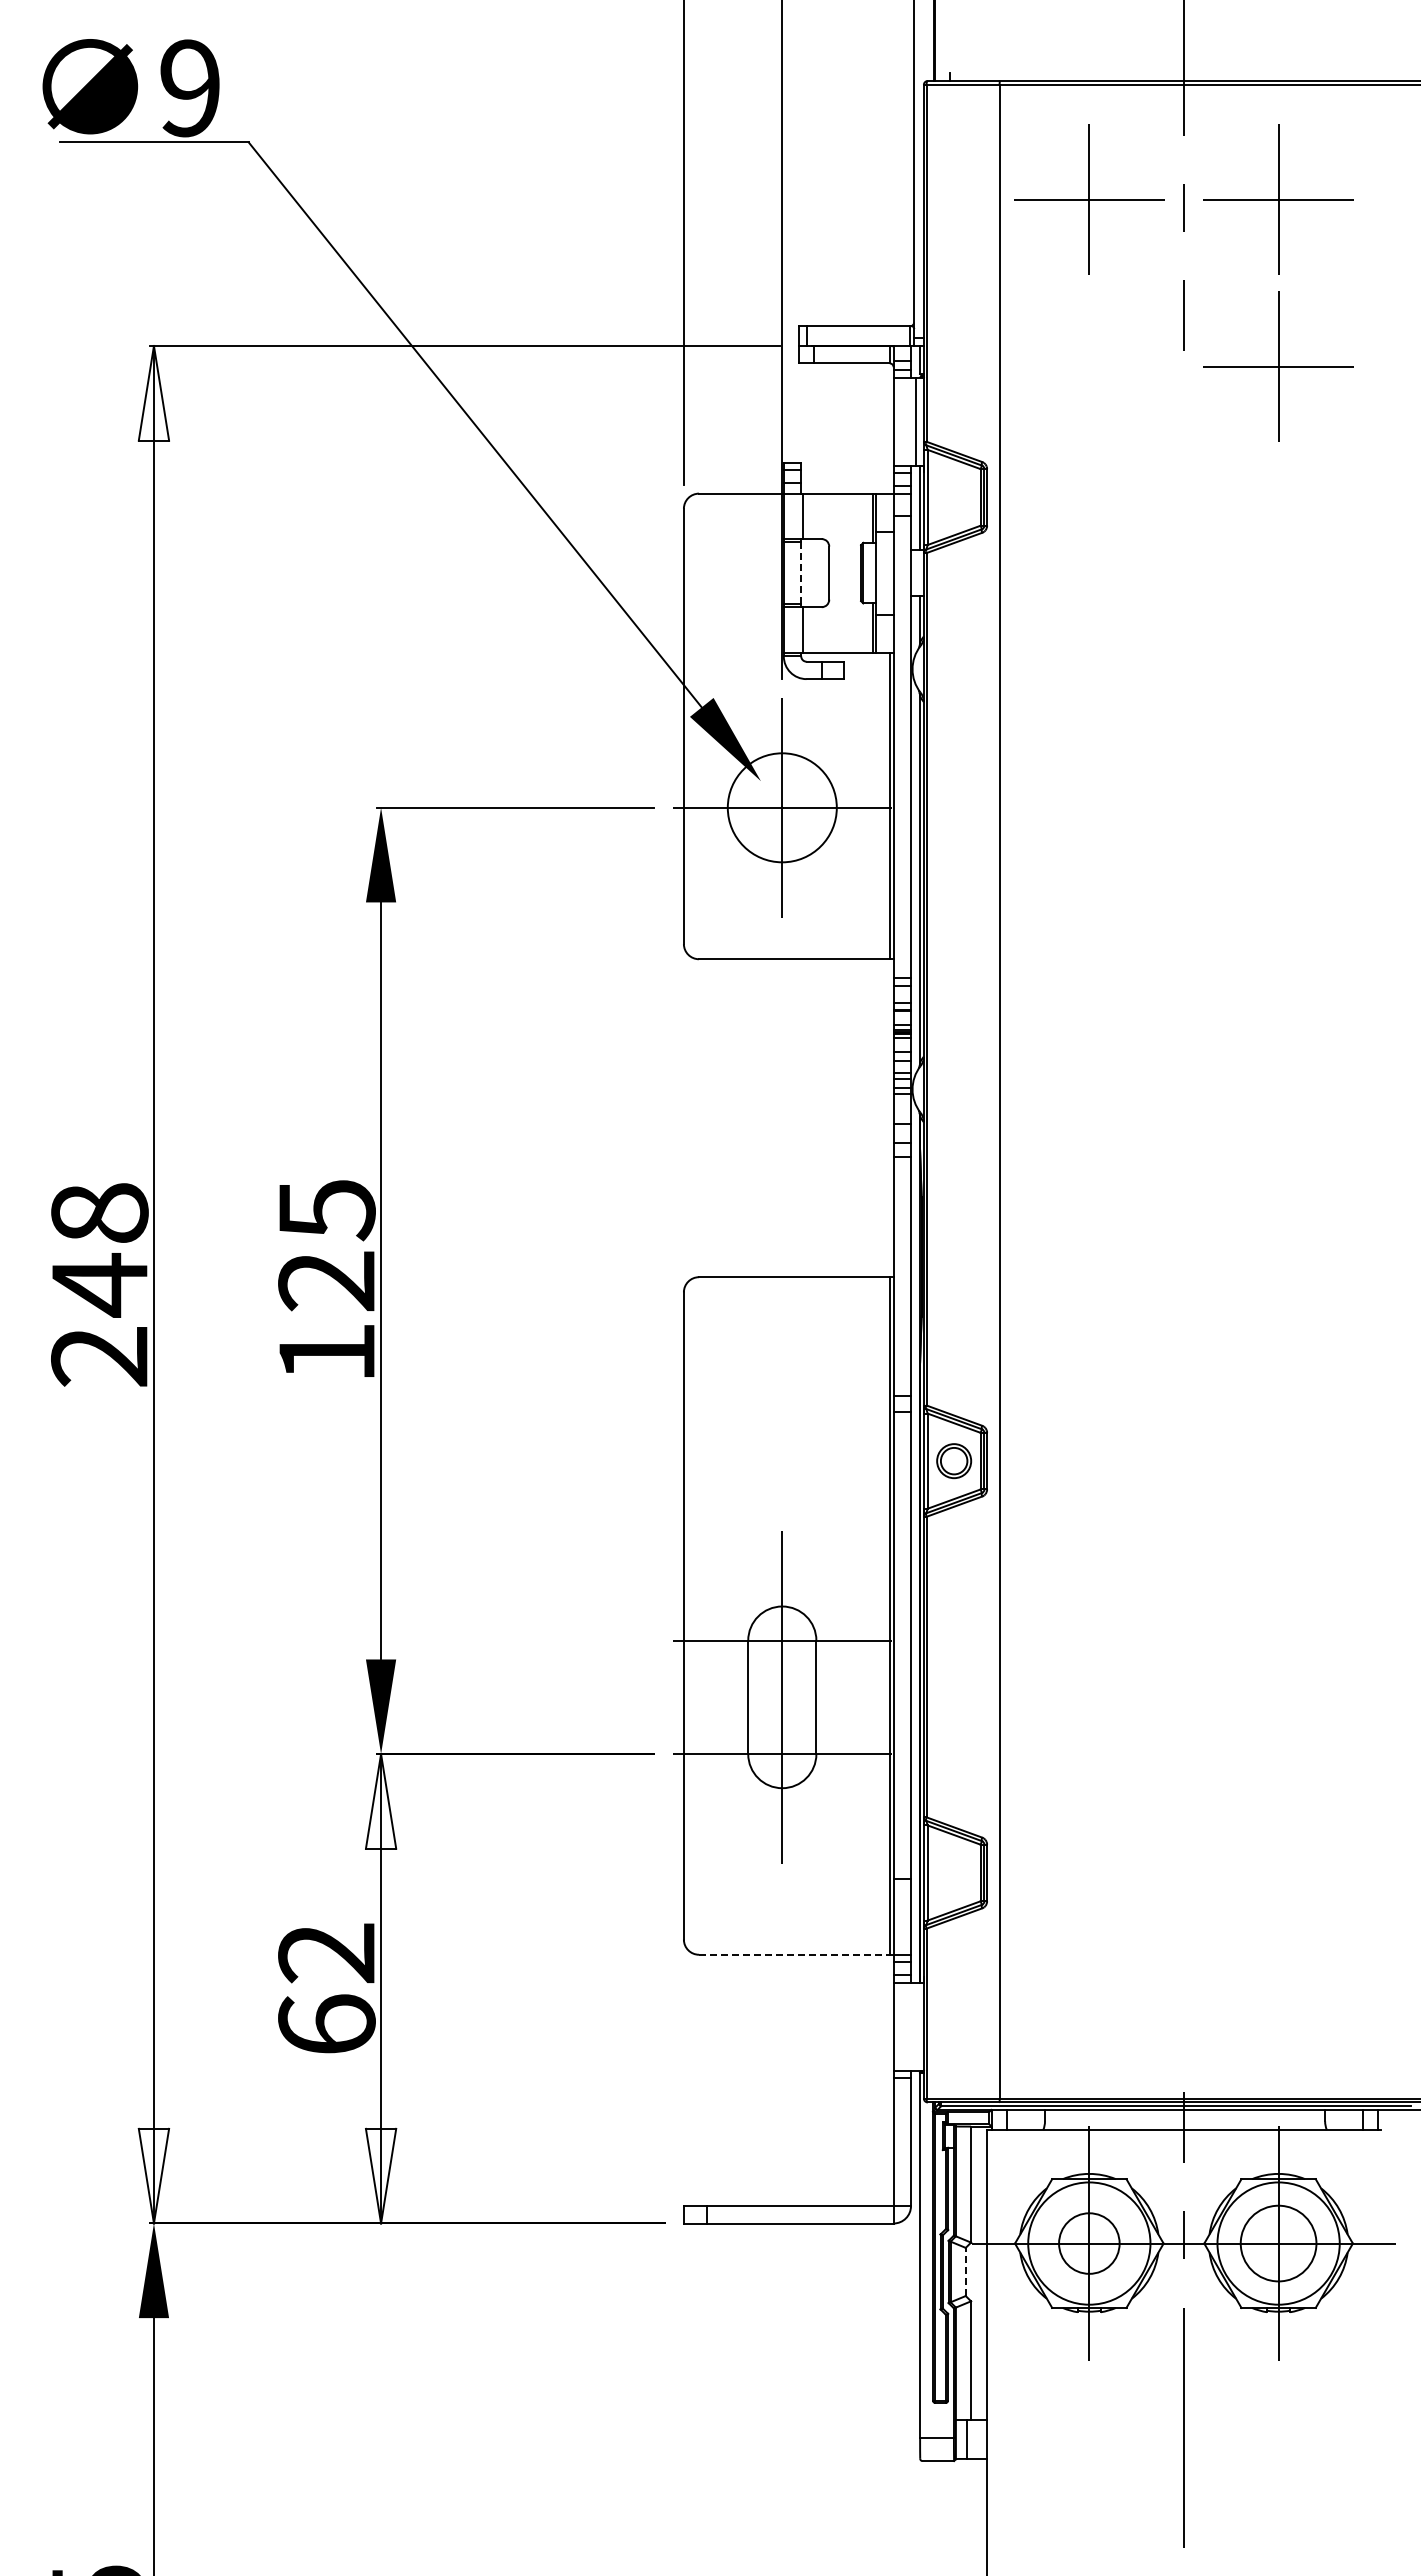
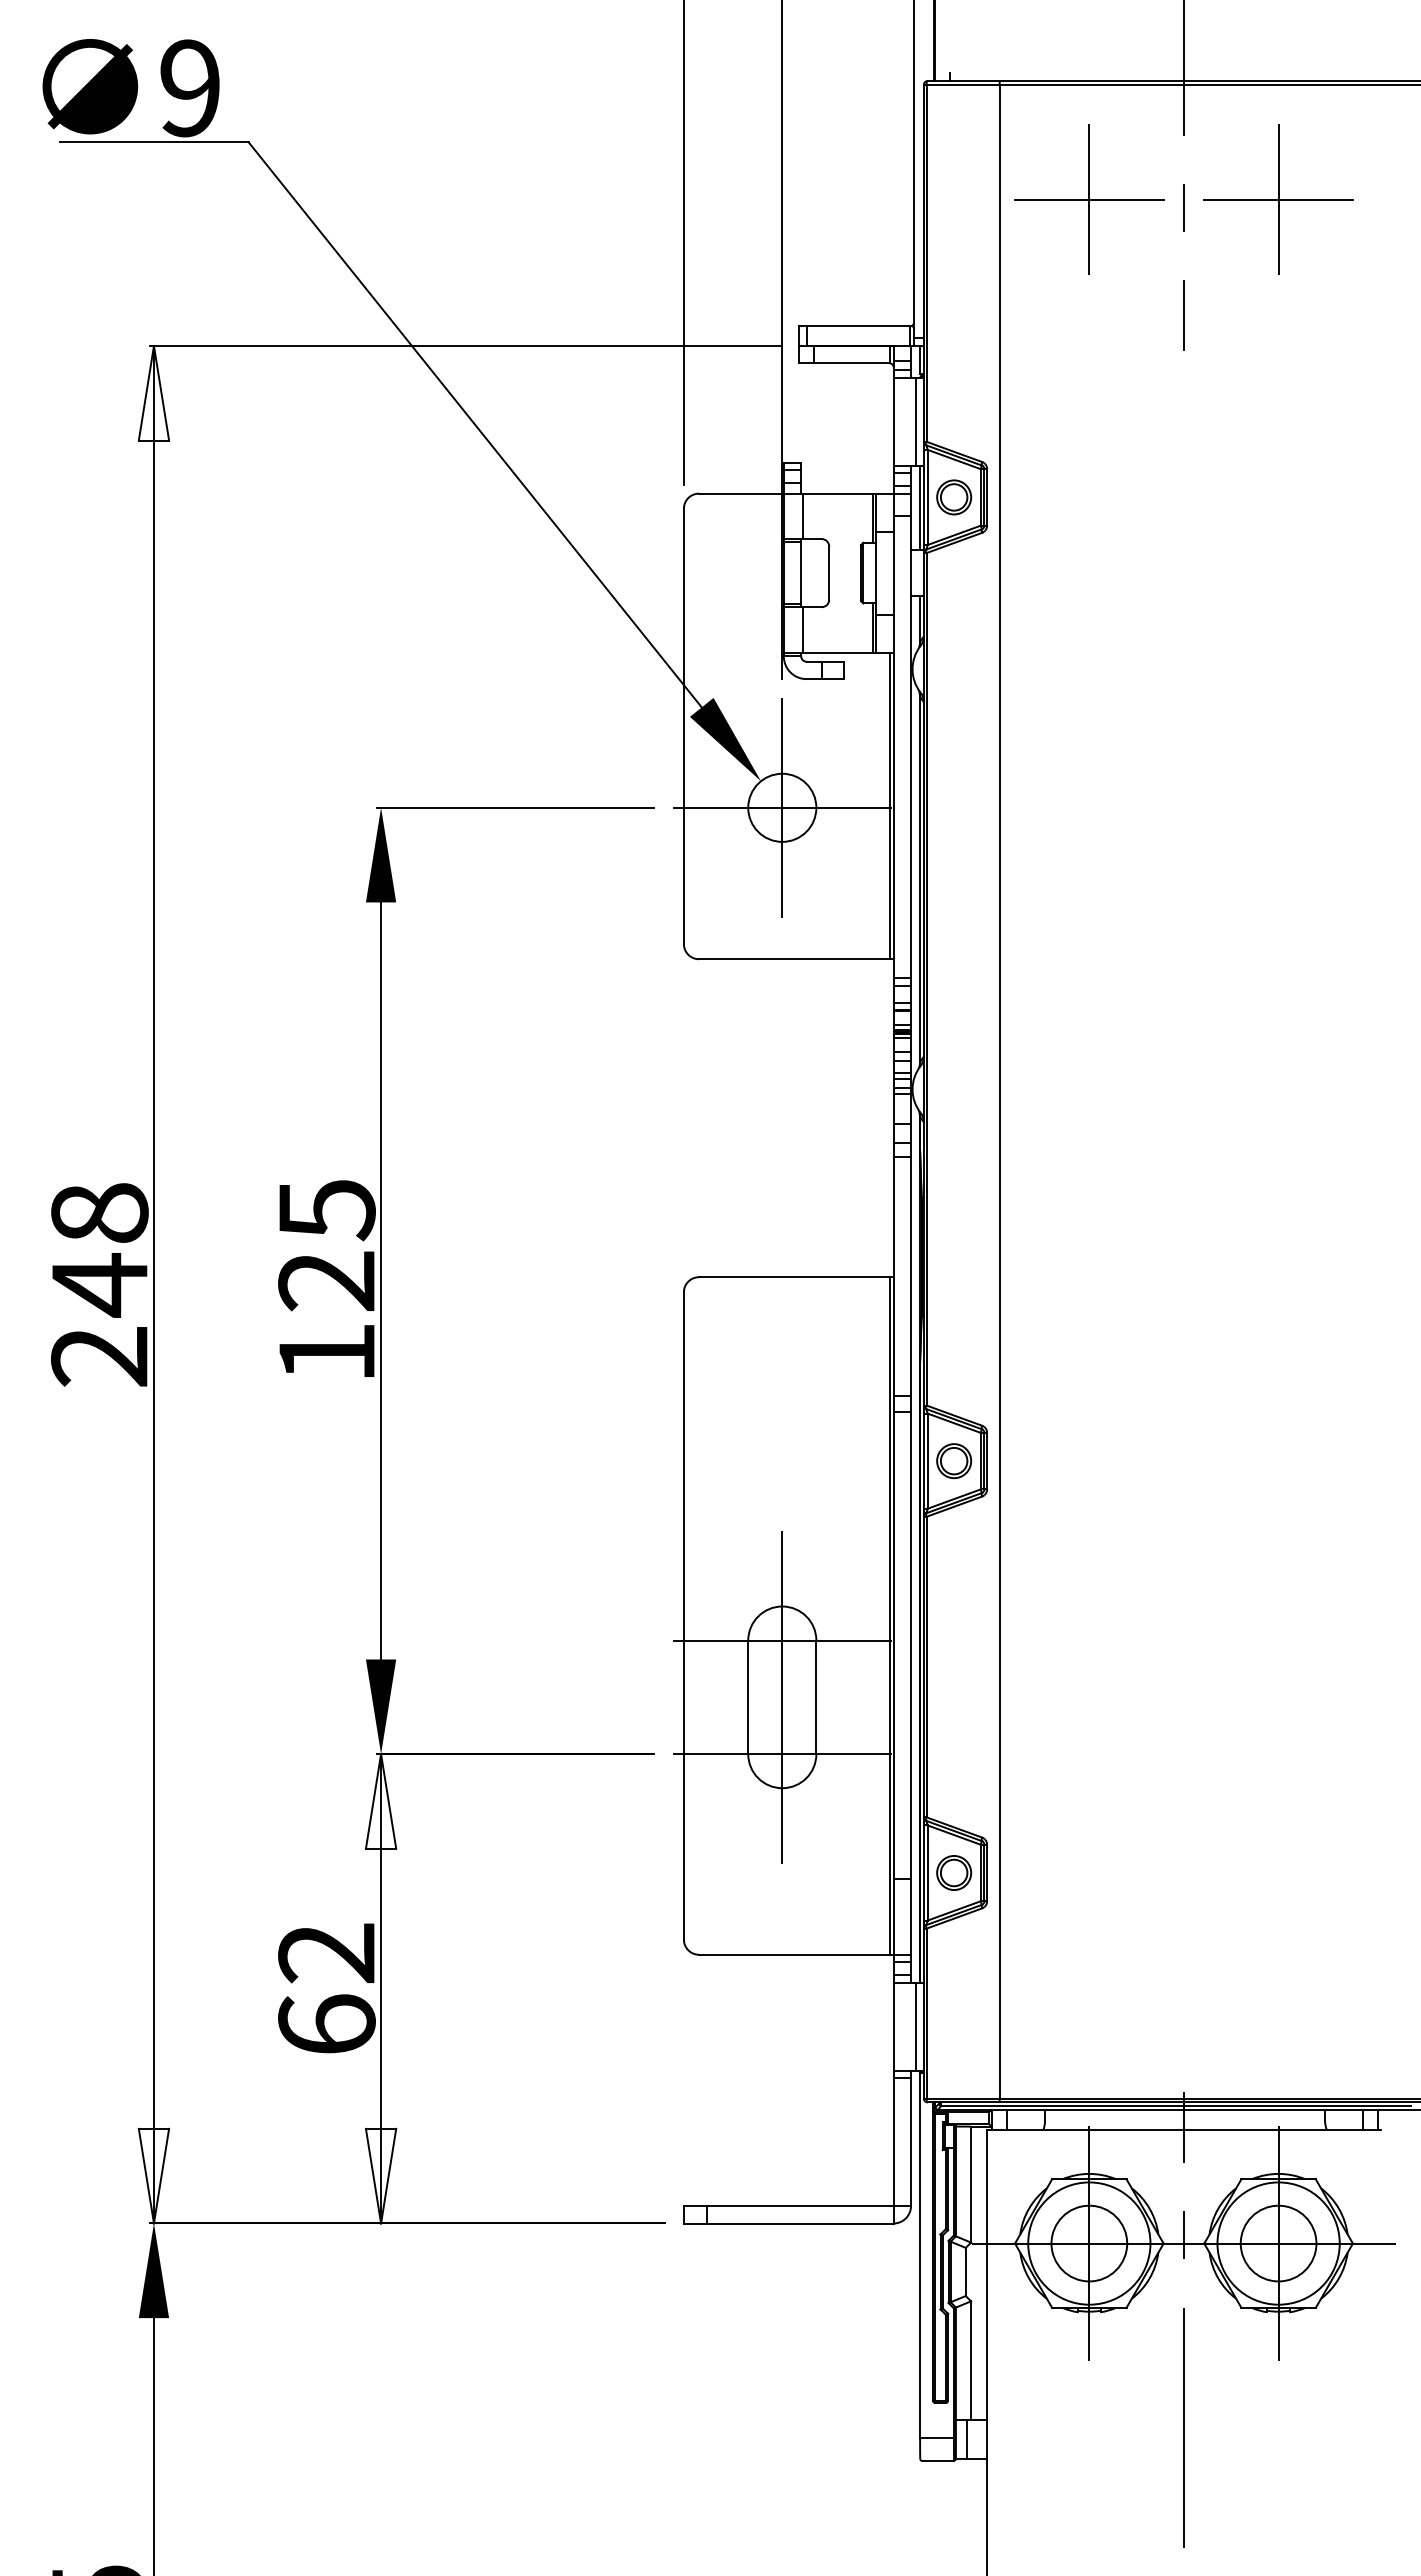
part: present -> none (1278, 366)
part: none -> present (954, 497)
line: dashed -> solid (801, 572)
circle diameter: 109 px -> 68 px (782, 807)
part: none -> present (954, 1872)
line: dashed -> solid (796, 1954)
line: none -> present (916, 2026)
circle diameter: 61 px -> 76 px (1089, 2243)
line: dashed -> solid (965, 2271)
